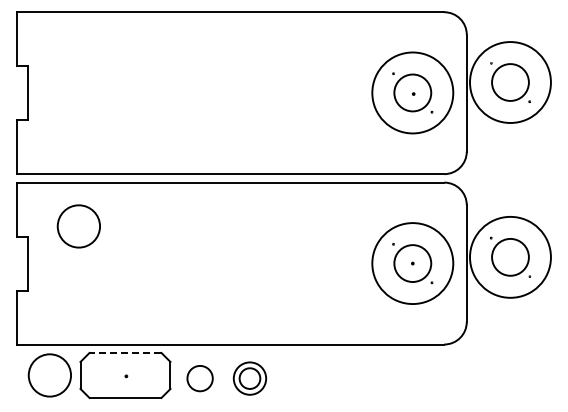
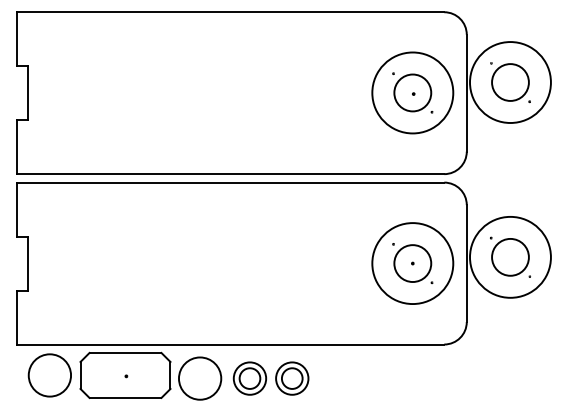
circle: present -> none (78, 226)
line: dashed -> solid (125, 352)
circle diameter: 25 px -> 42 px (199, 378)
part: none -> present (292, 378)
